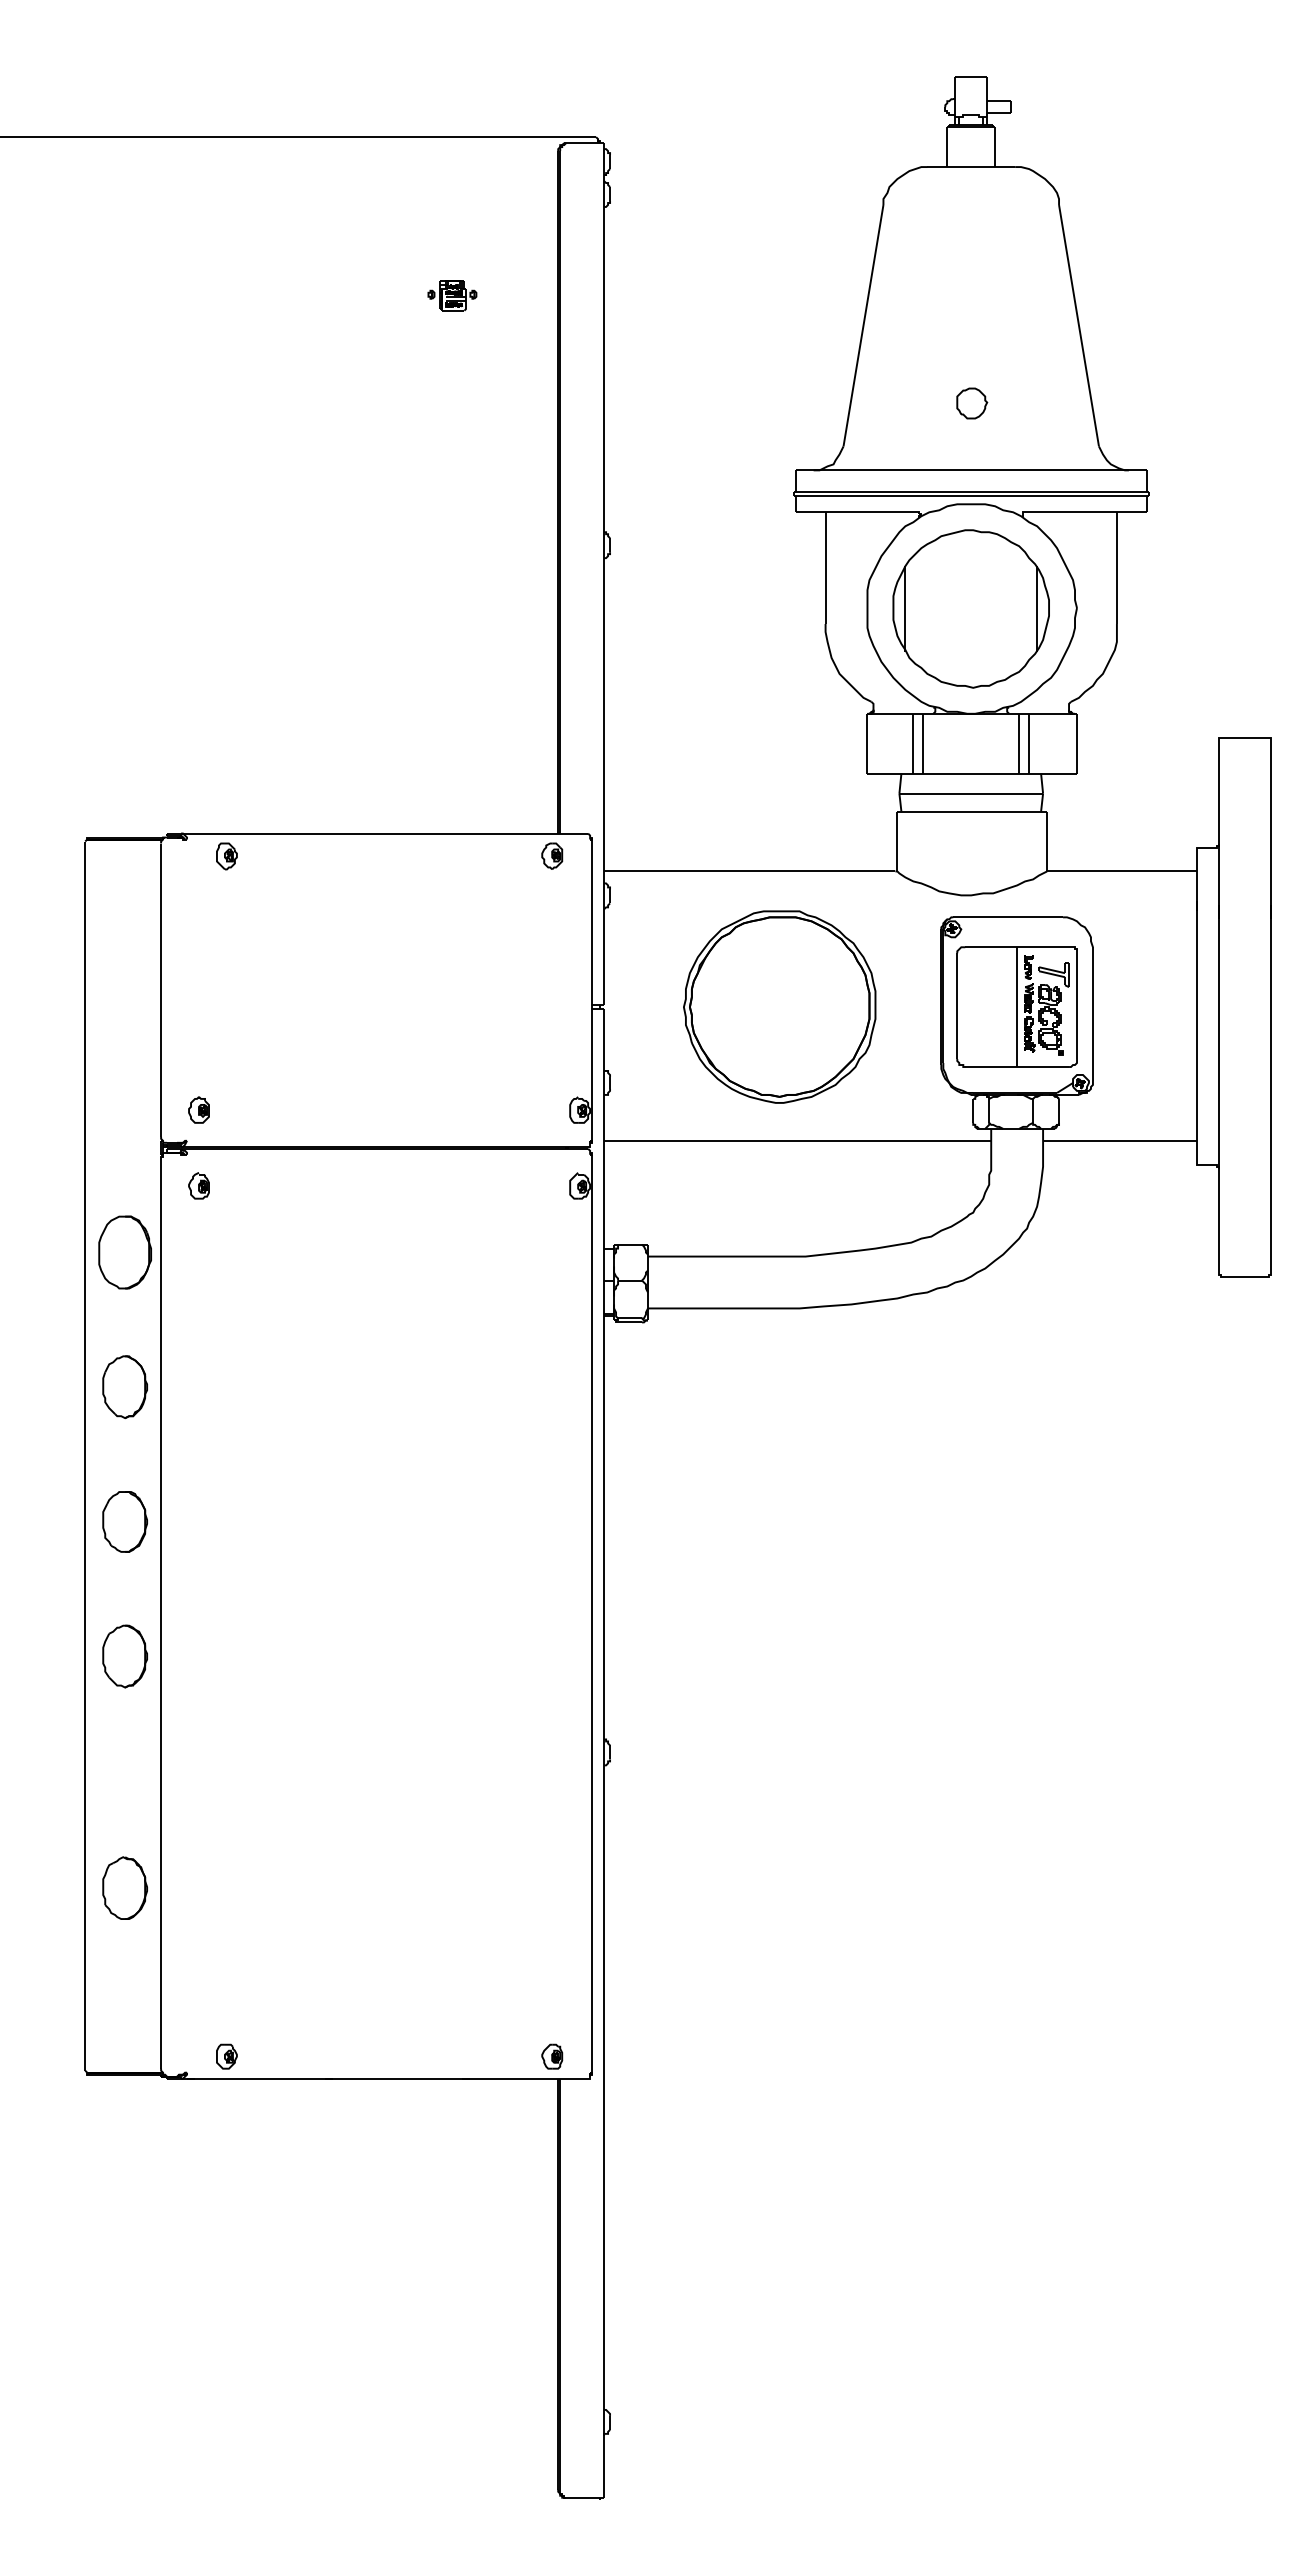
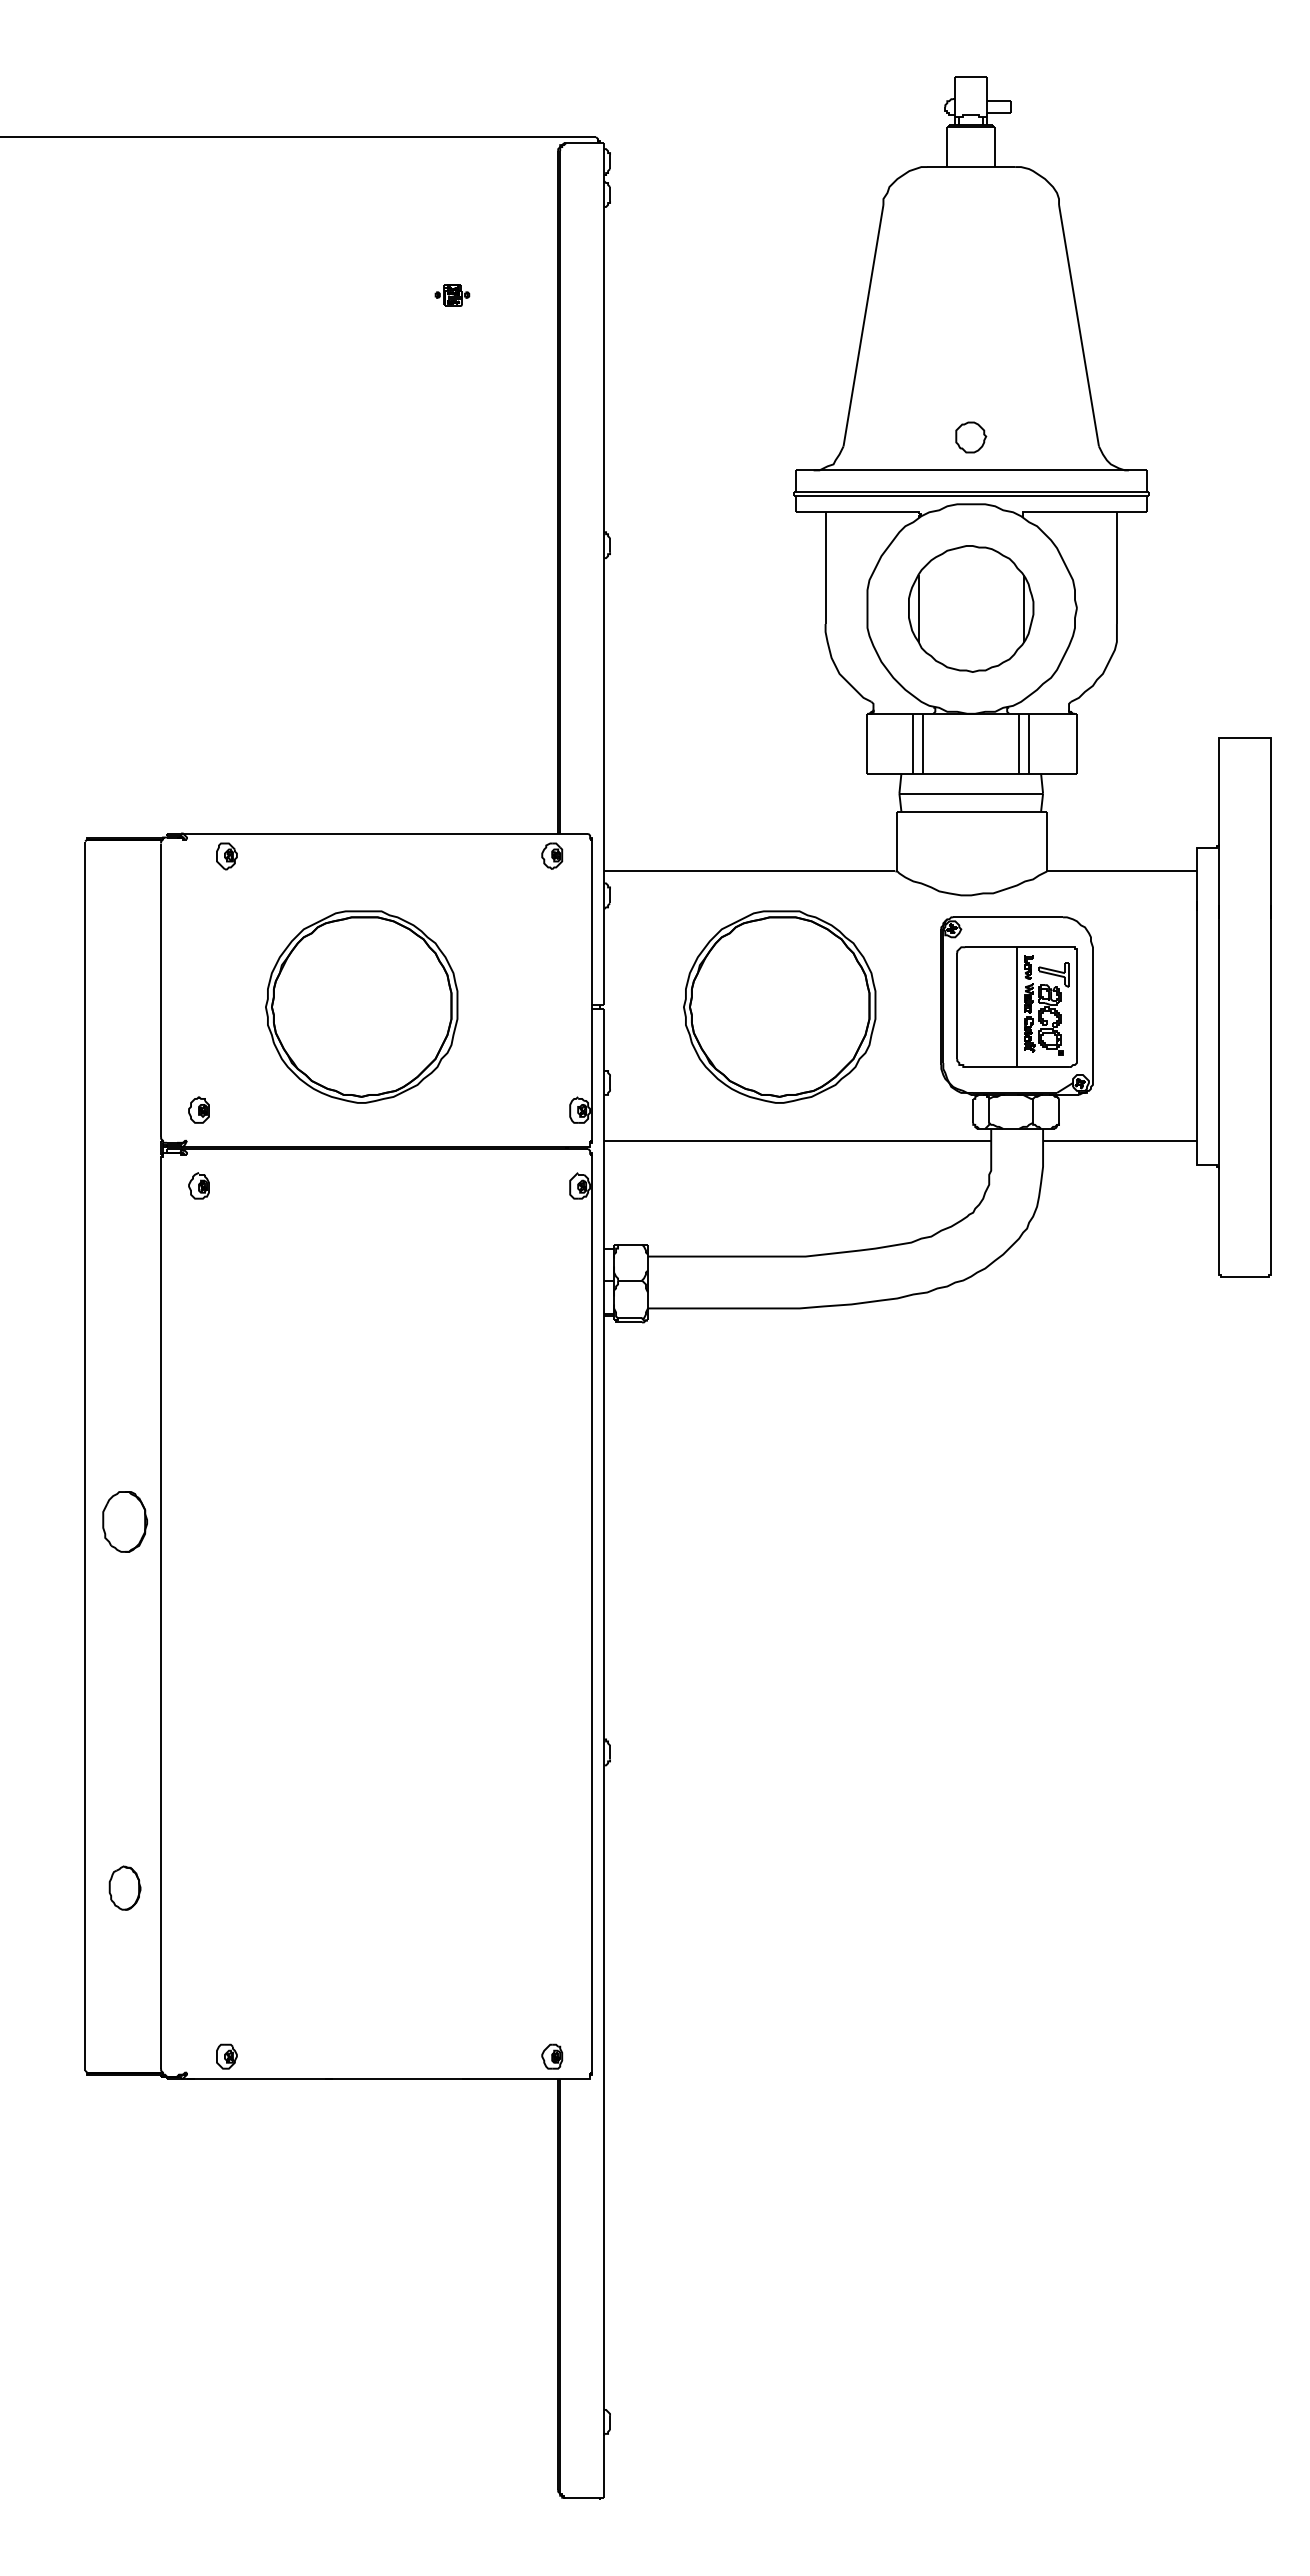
part size: 51x32 px -> 37x23 px (452, 295)
part position: (972, 403) -> (971, 437) (971, 437)
part size: 158x160 px -> 127x128 px (971, 608)
part: none -> present (361, 1006)
part: present -> none (124, 1252)
part: present -> none (124, 1386)
part: present -> none (124, 1656)
part size: 46x64 px -> 34x46 px (124, 1887)
